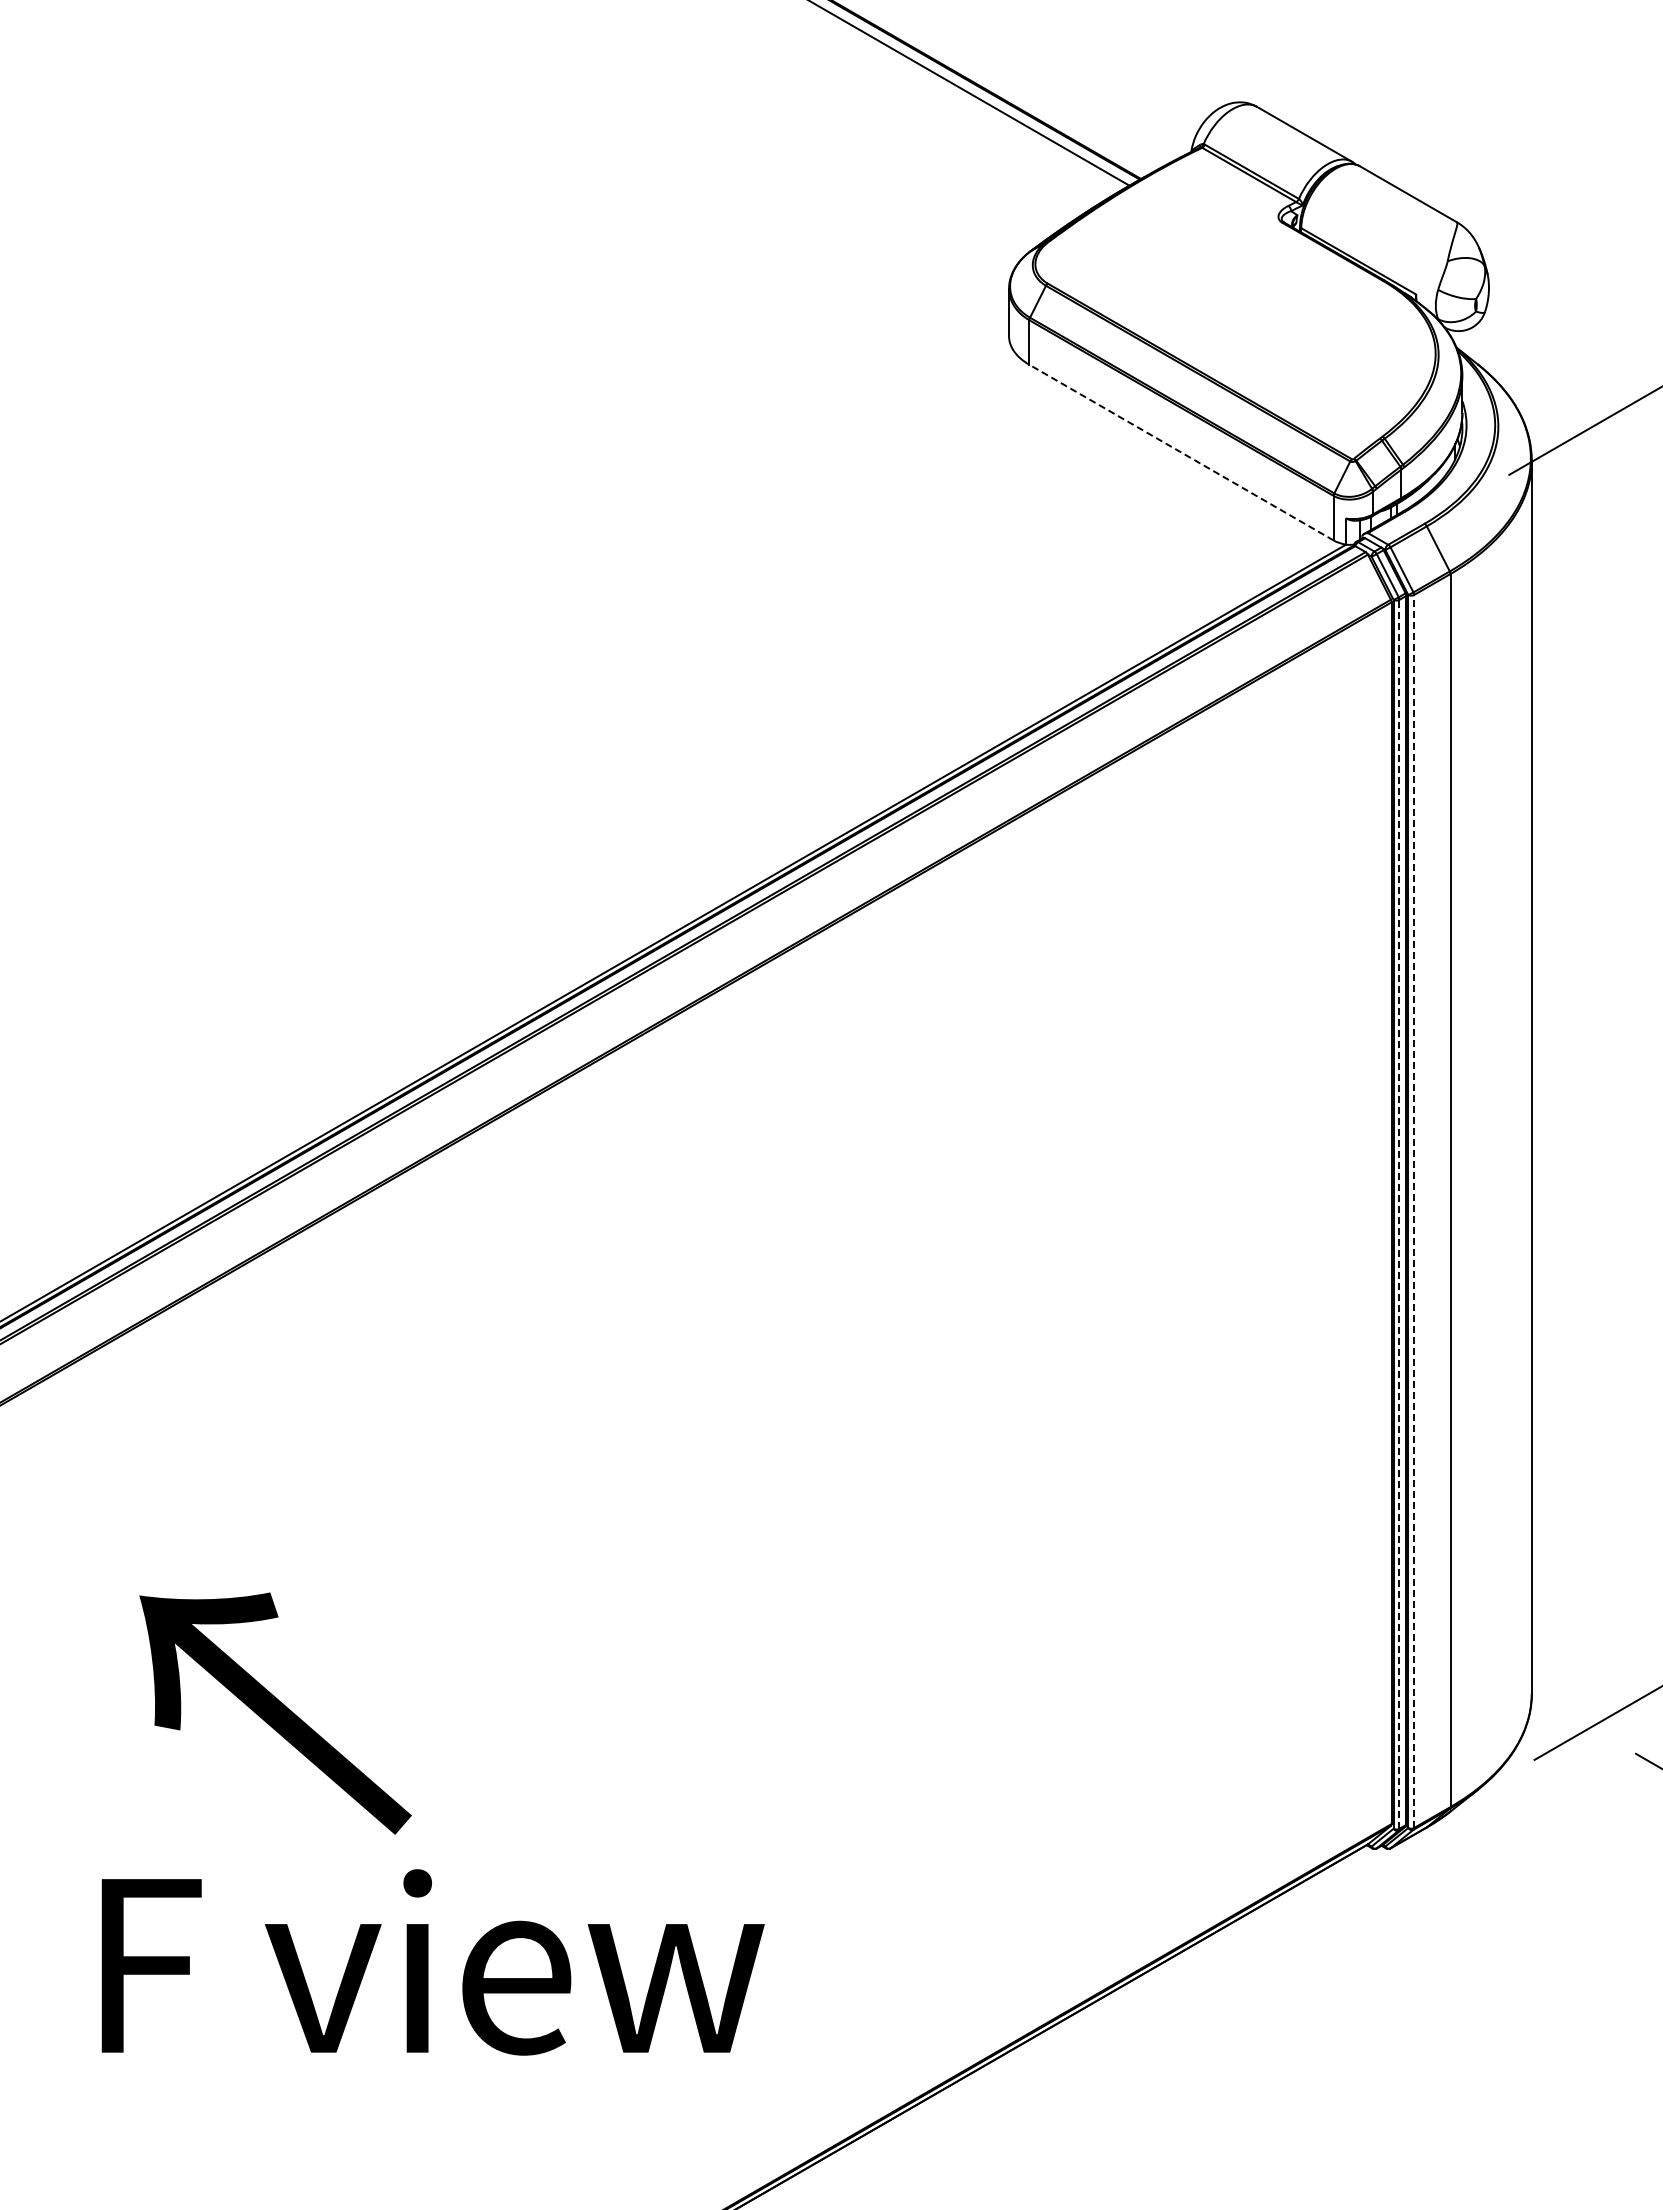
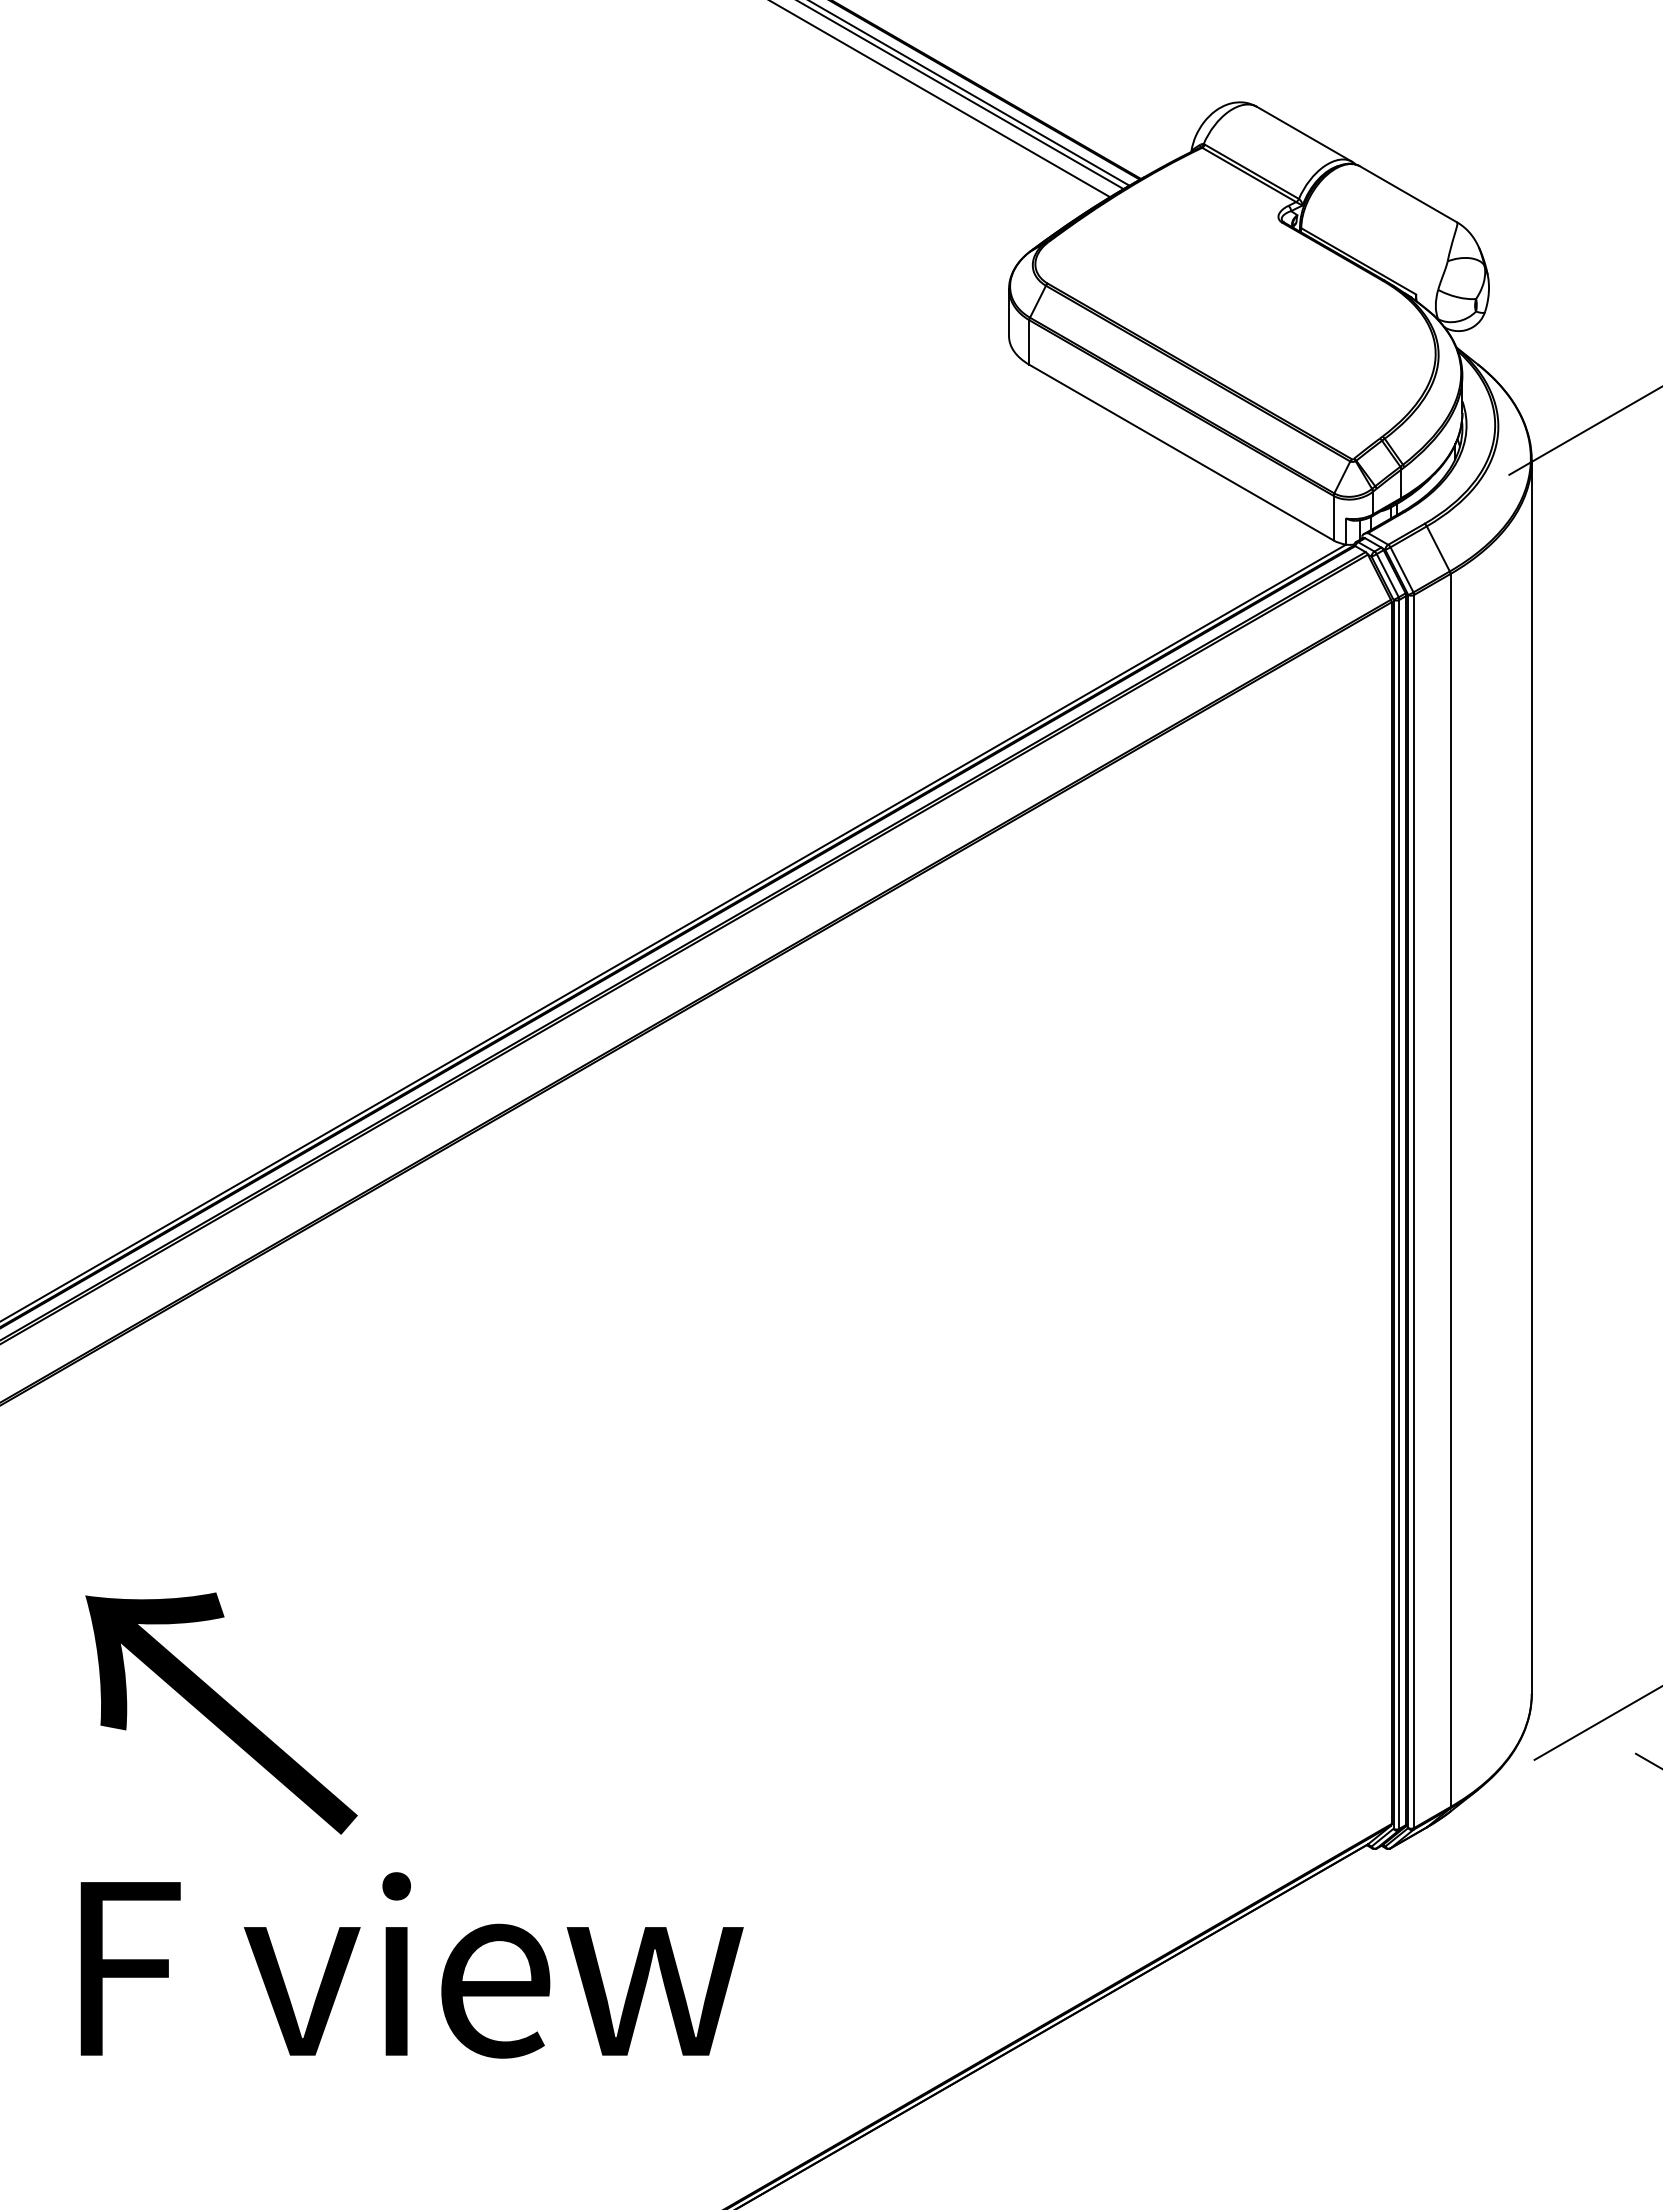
line: none -> present (961, 95)
line: none -> present (941, 99)
line: dashed -> solid (1181, 452)
line: dashed -> solid (1414, 1211)
line: dashed -> solid (1399, 1213)
text position: (275, 1713) -> (221, 1713) (221, 1713)
text position: (432, 1962) -> (411, 1965) (411, 1965)
